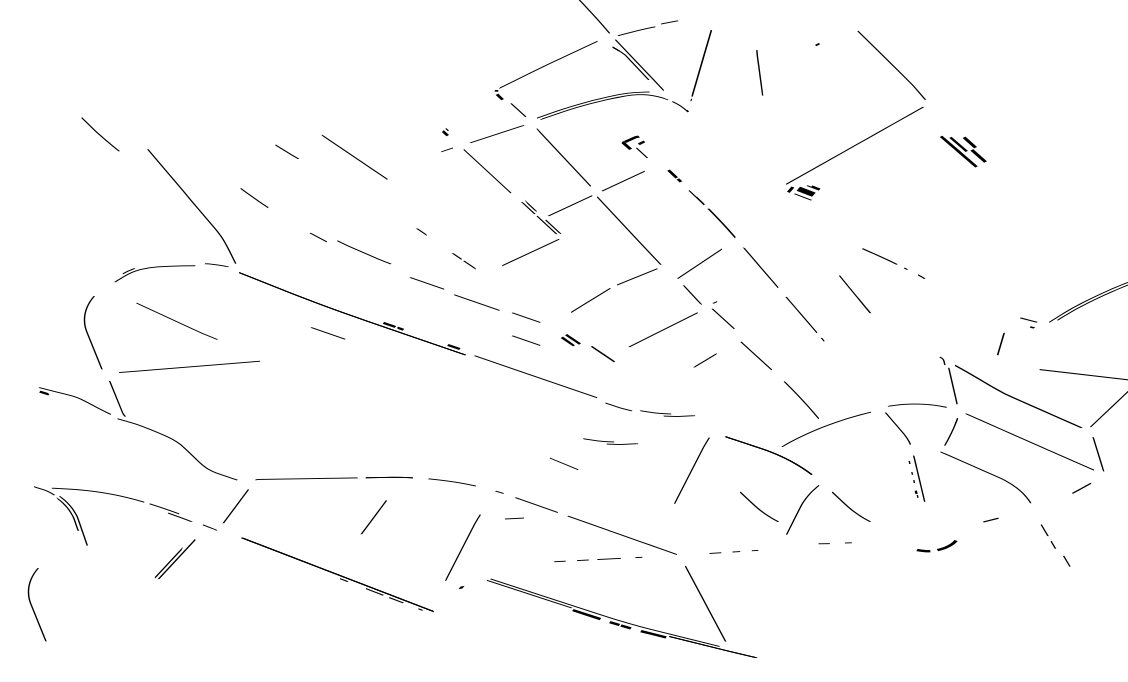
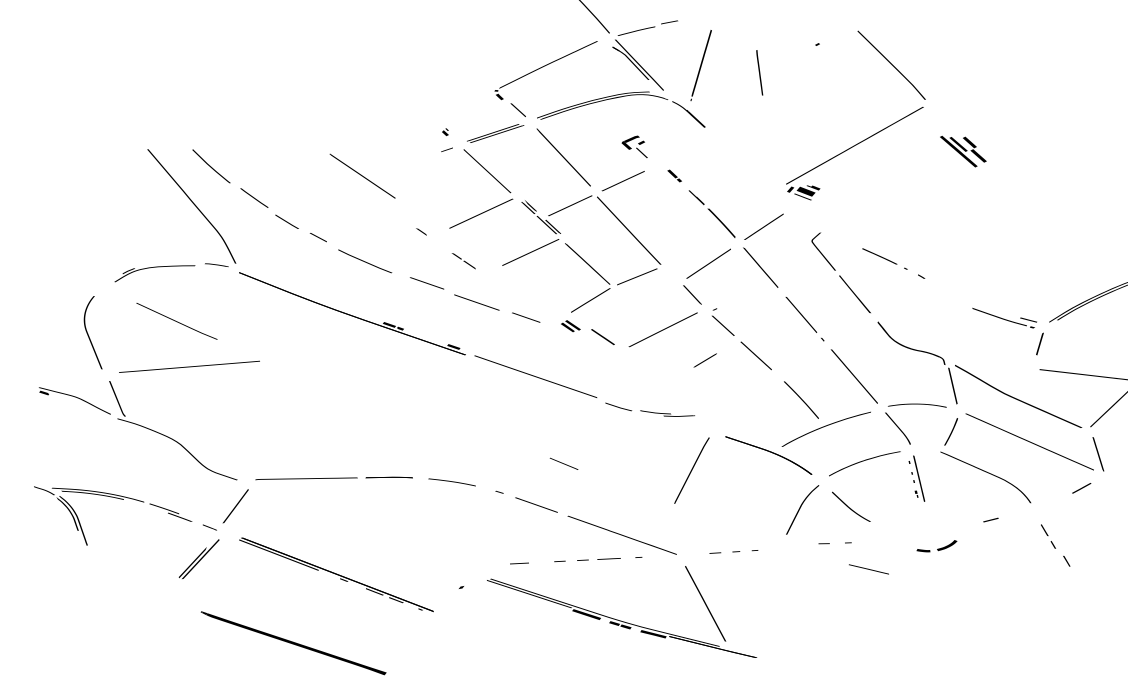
fill: none -> present (696, 119)
fill: none -> present (492, 132)
part position: (100, 134) -> (211, 166) (211, 166)
line position: (286, 151) -> (286, 221) (286, 221)
line position: (354, 156) -> (362, 175) (362, 175)
fill: none -> present (481, 213)
line: none -> present (763, 226)
fill: none -> present (823, 251)
part position: (364, 252) -> (365, 261) (365, 261)
fill: none -> present (587, 263)
line position: (699, 263) -> (708, 263) (708, 263)
part position: (722, 314) -> (722, 321) (722, 321)
fill: none -> present (999, 316)
line: present -> none (327, 333)
fill: none -> present (908, 339)
line: present -> none (526, 340)
part position: (570, 340) -> (570, 326) (570, 326)
line position: (1000, 343) -> (1039, 343) (1039, 343)
line position: (602, 353) -> (602, 336) (602, 336)
line: none -> present (853, 376)
part: present -> none (610, 441)
fill: none -> present (864, 463)
fill: none -> present (92, 495)
part: present -> none (759, 506)
line: present -> none (373, 517)
line position: (514, 518) -> (519, 563) (519, 563)
line: present -> none (462, 547)
fill: none -> present (278, 554)
part position: (174, 559) -> (198, 559) (198, 559)
fill: none -> present (868, 569)
part: present -> none (36, 604)
line: none -> present (293, 643)
